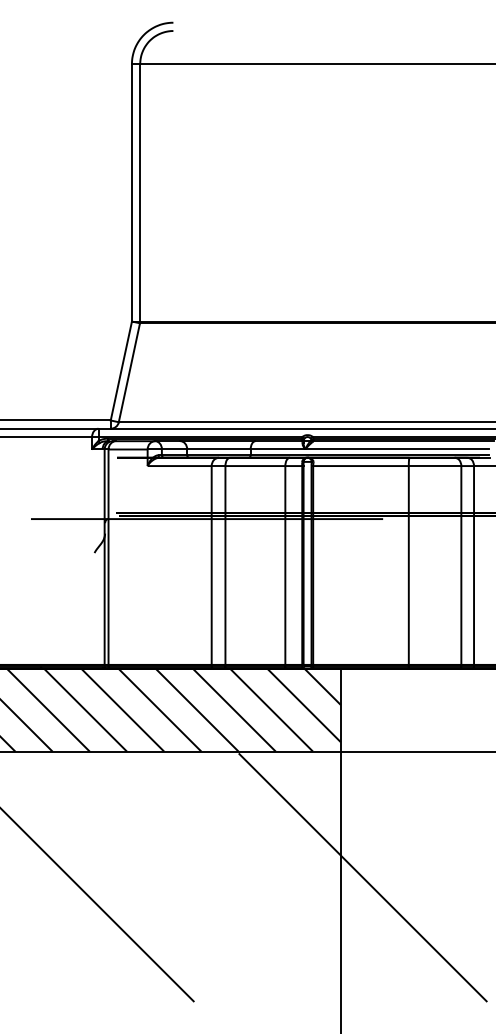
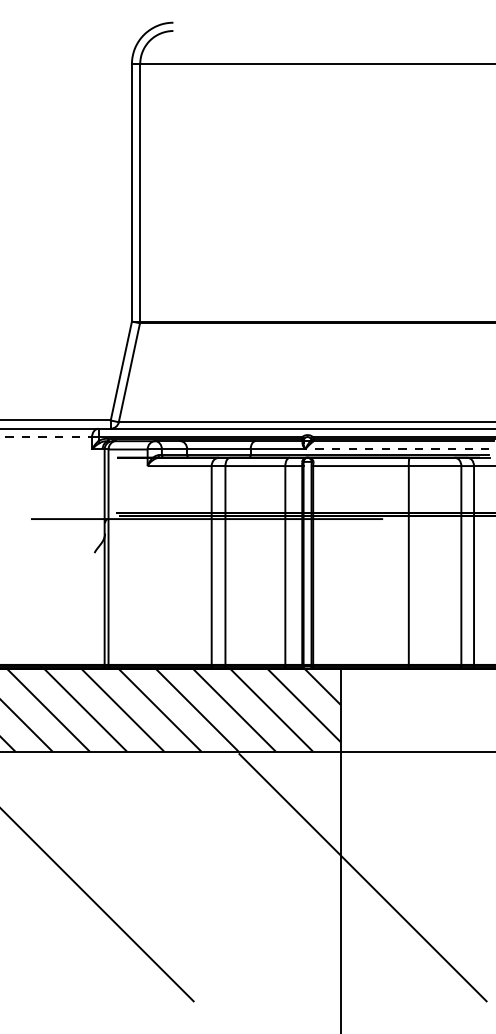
line: solid -> dashed (46, 437)
line: solid -> dashed (396, 449)
